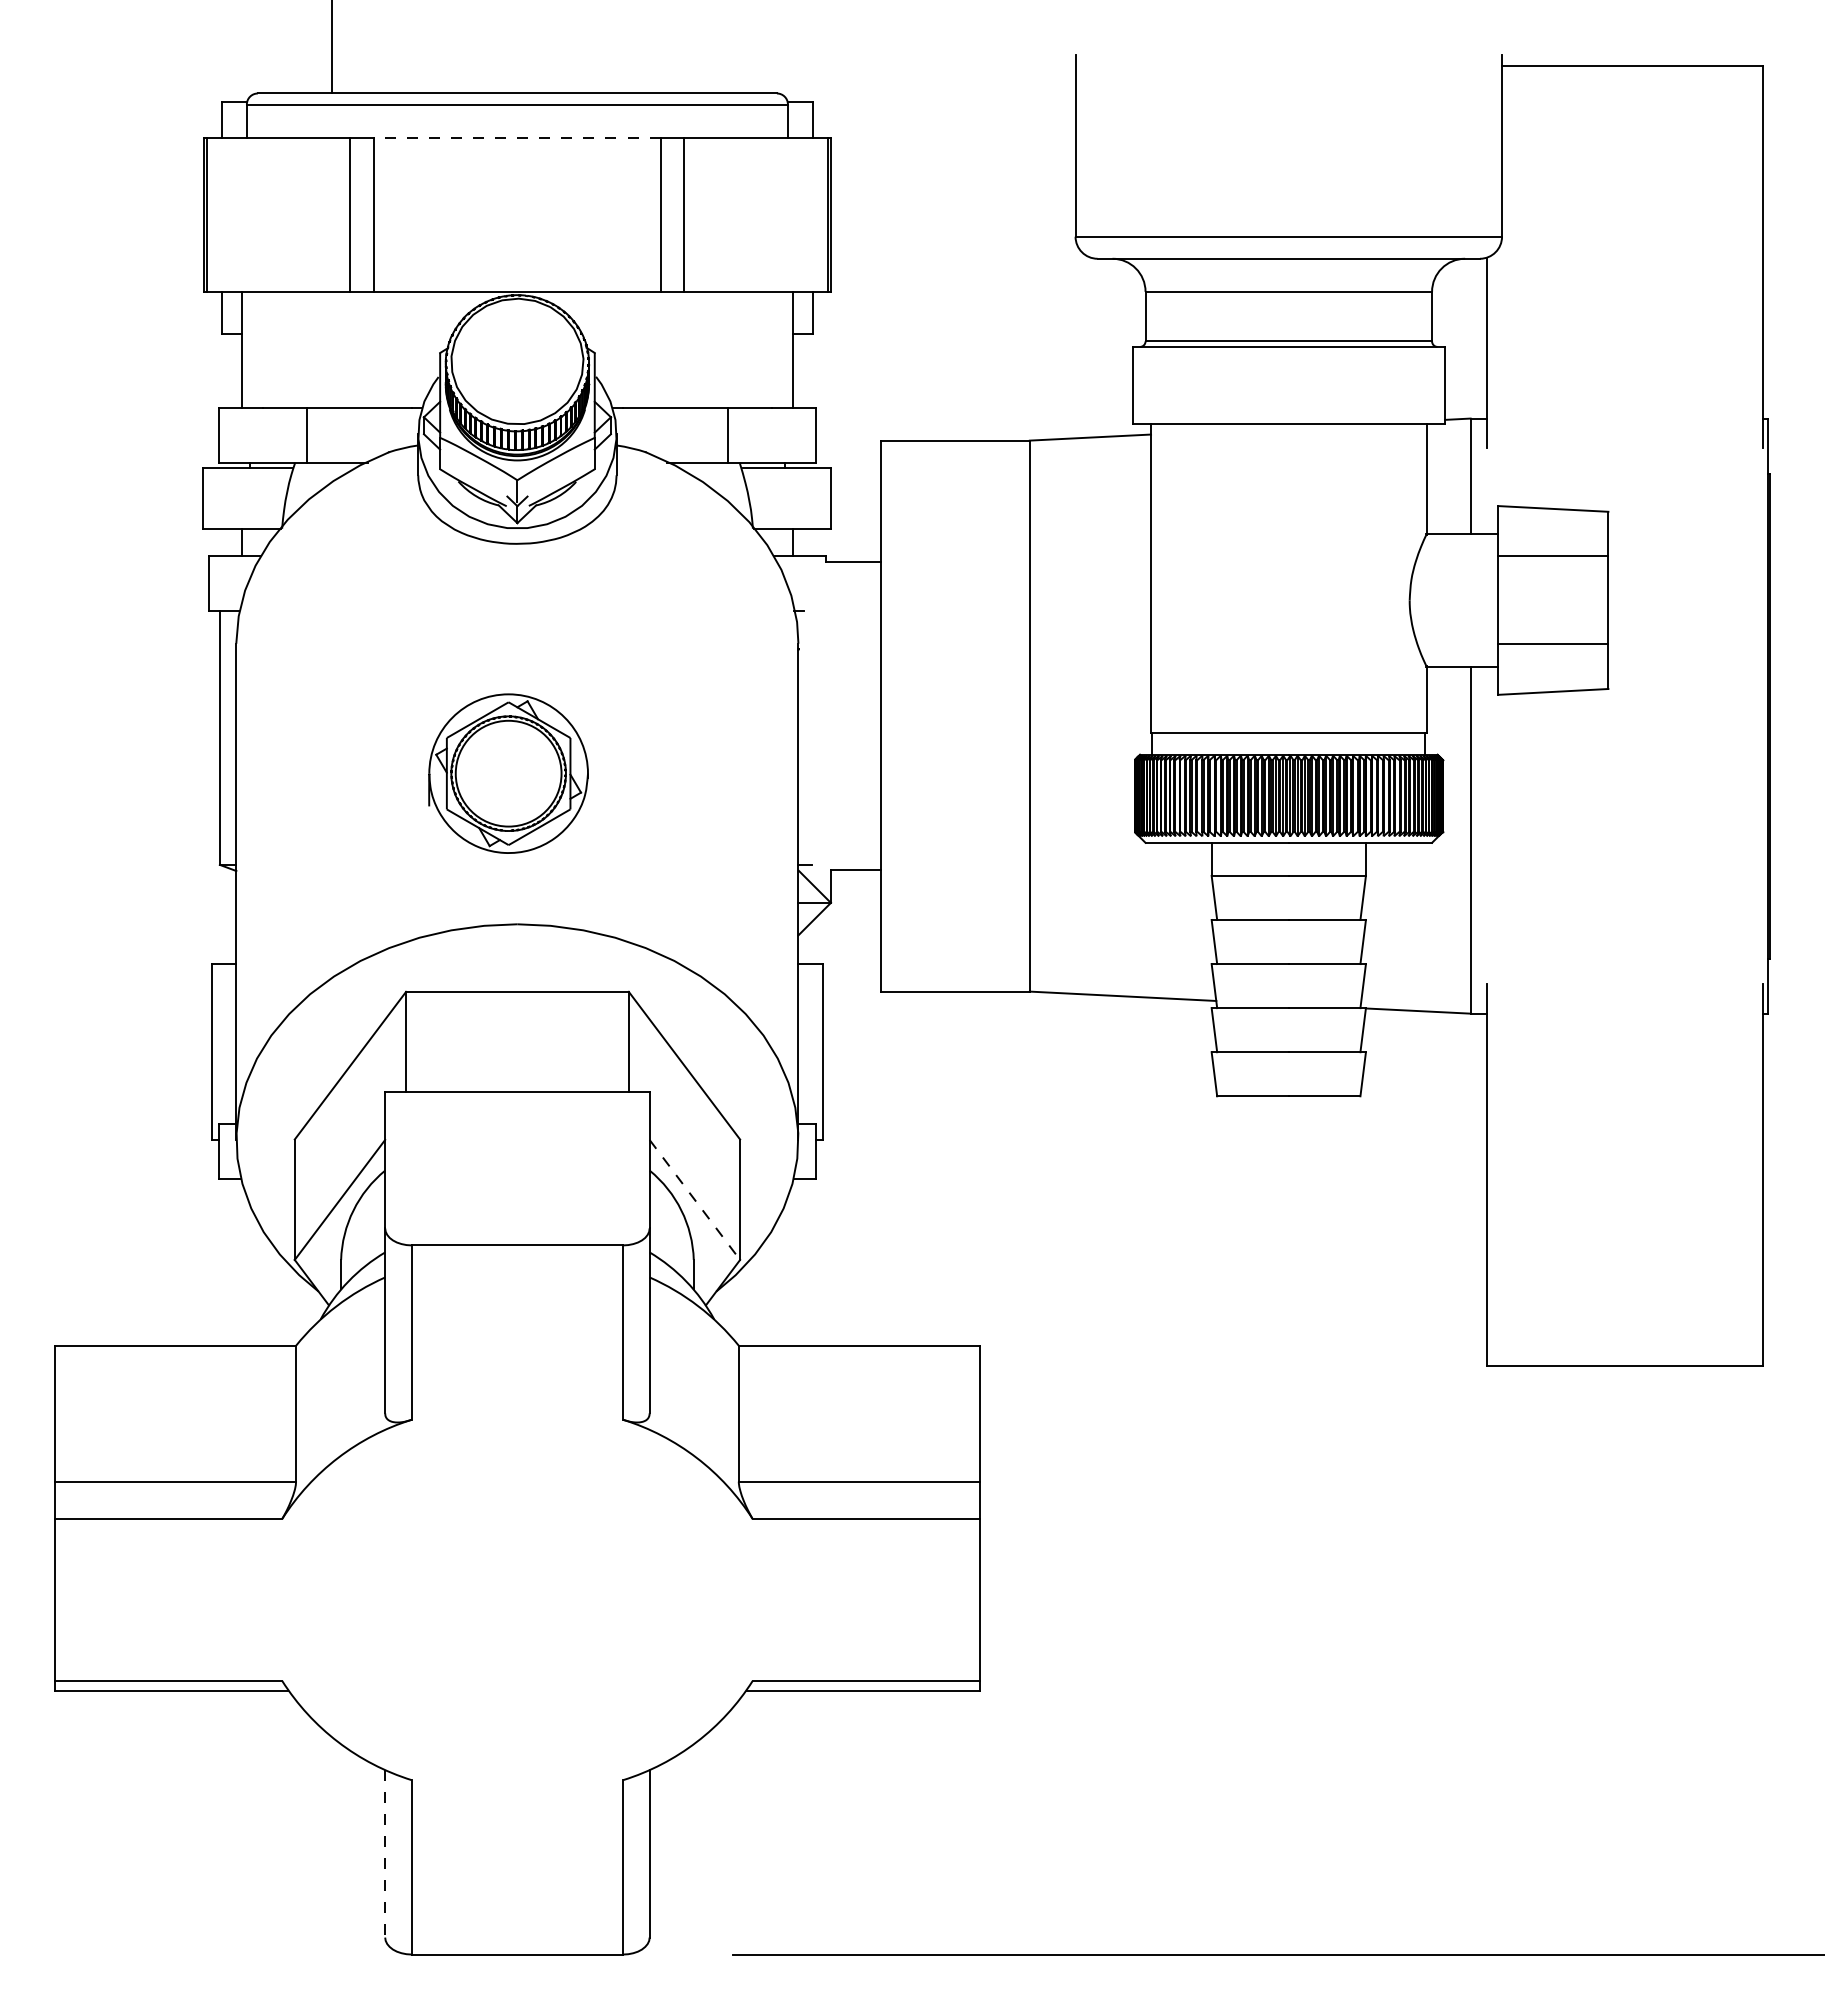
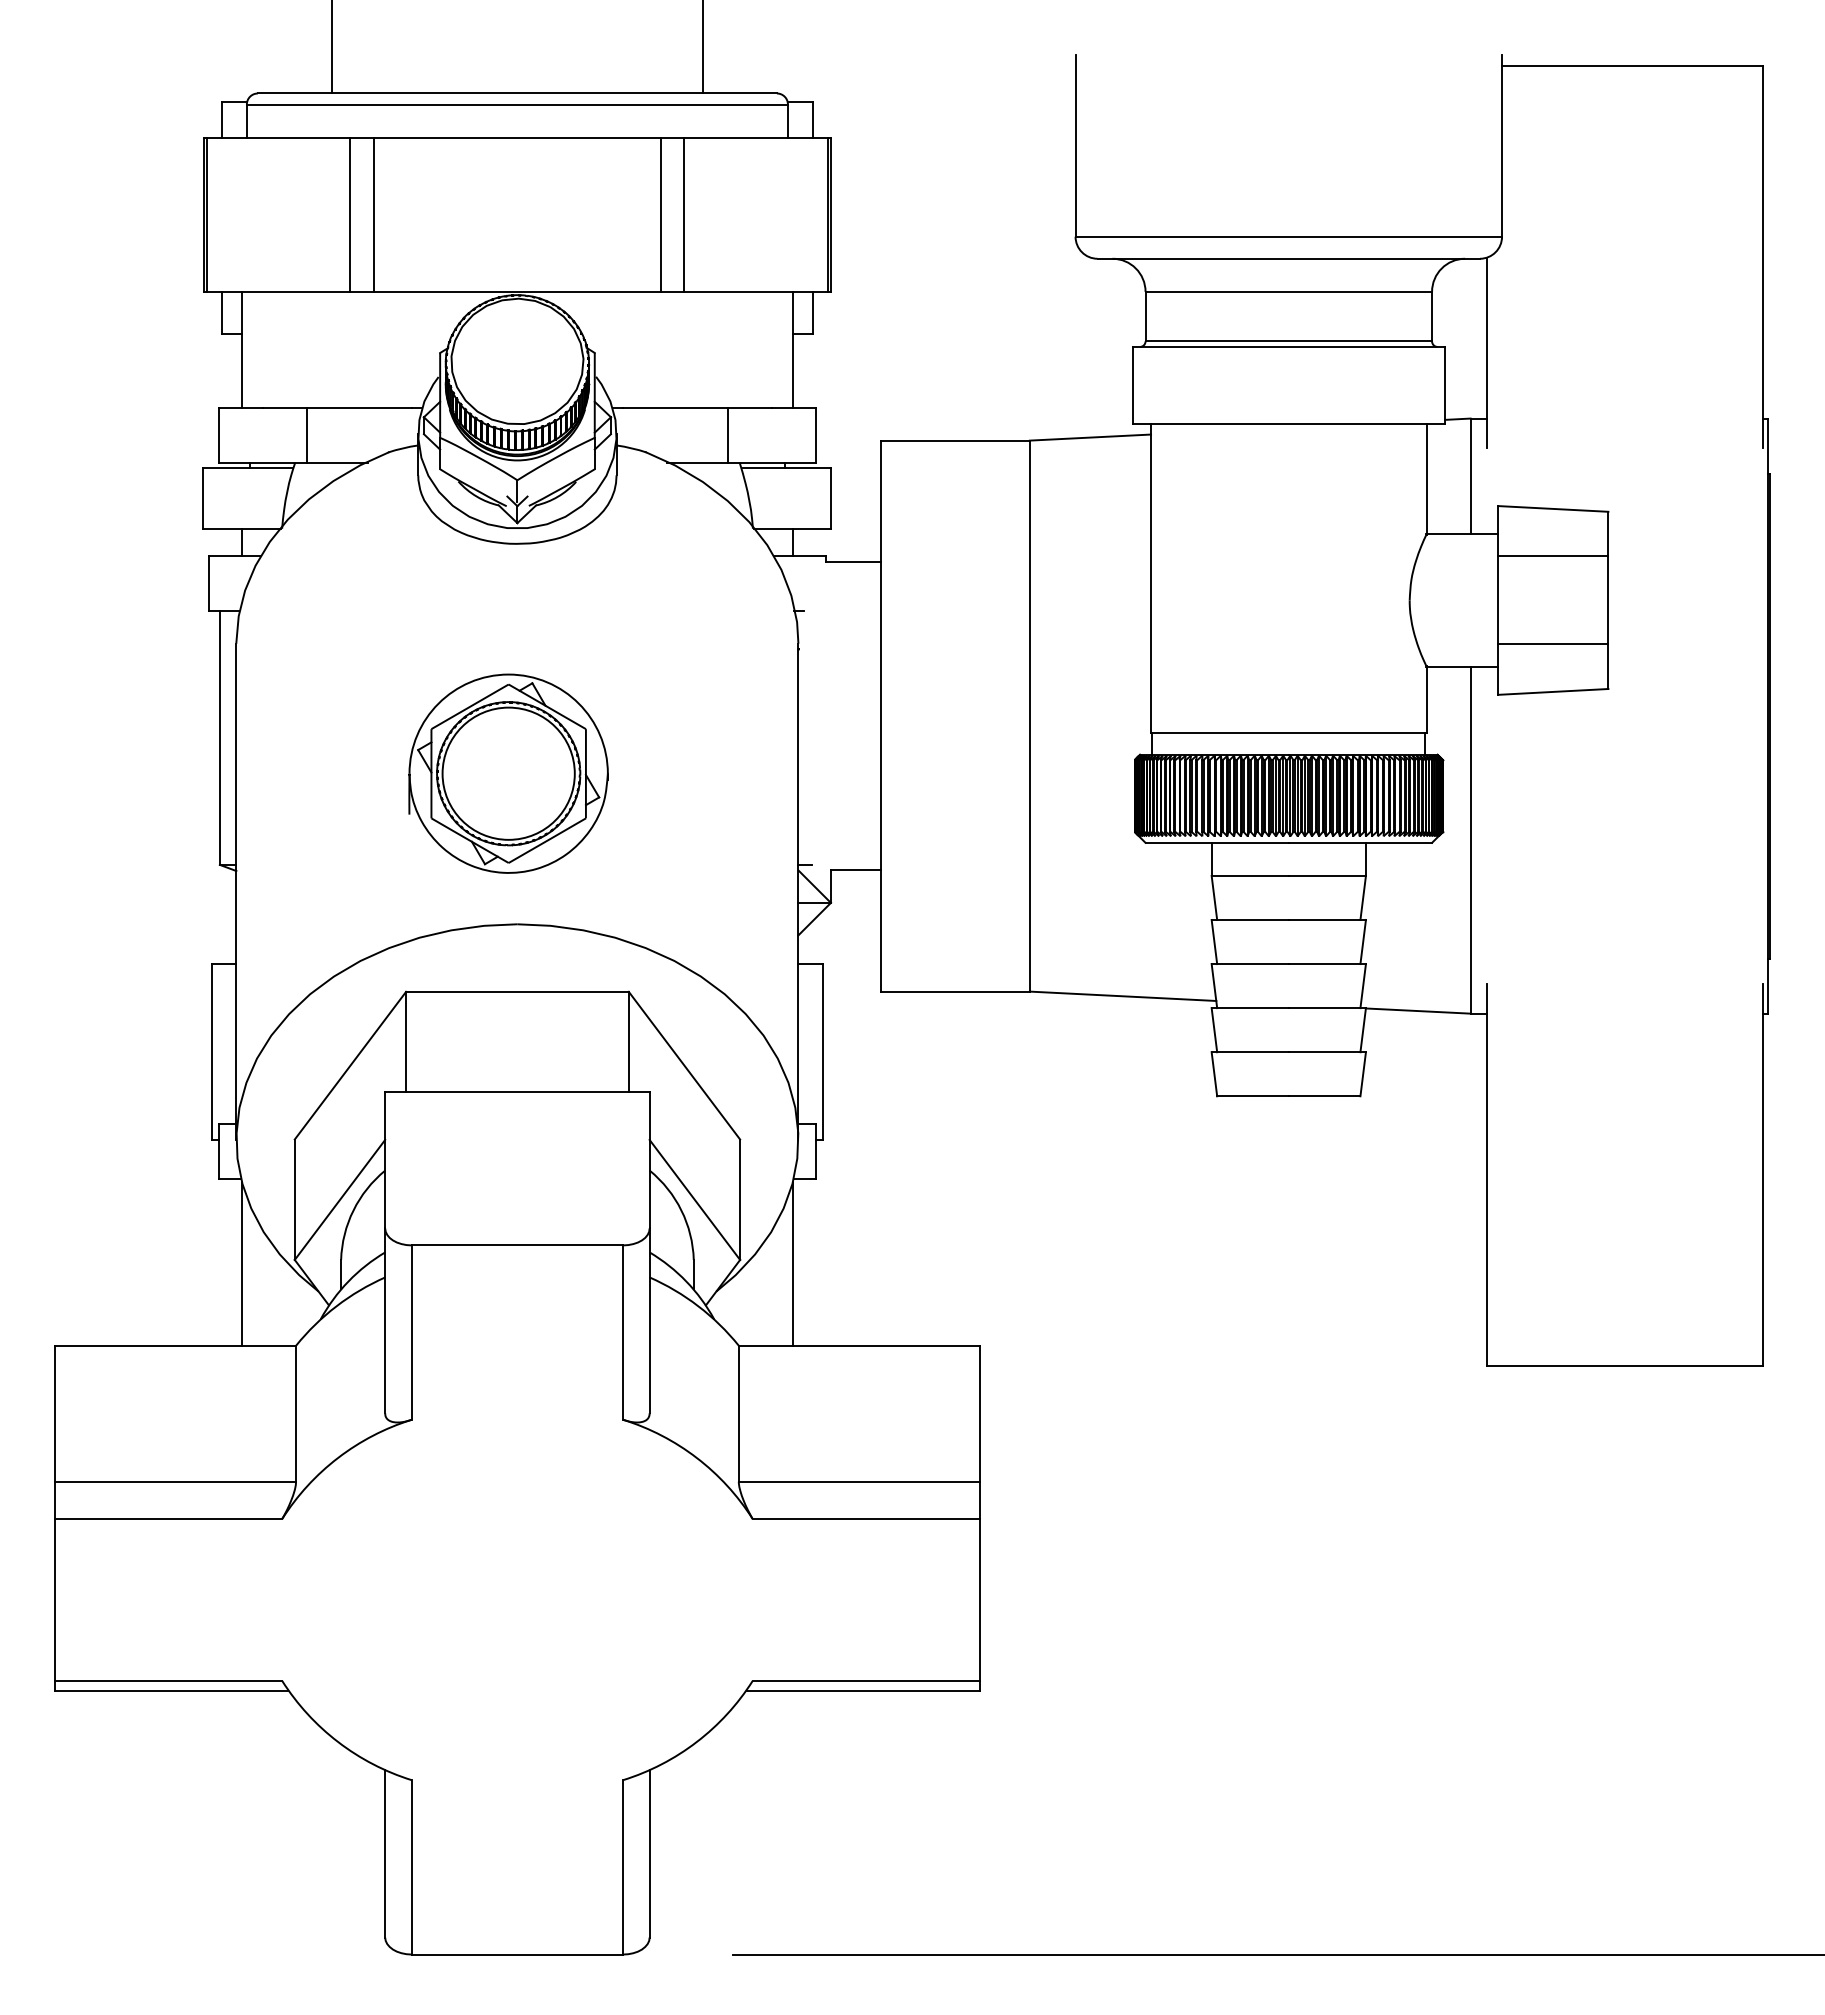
line: none -> present (702, 47)
line: dashed -> solid (516, 137)
part size: 161x161 px -> 201x201 px (508, 773)
line: dashed -> solid (695, 1200)
line: none -> present (241, 1263)
line: none -> present (792, 1263)
line: dashed -> solid (385, 1854)
